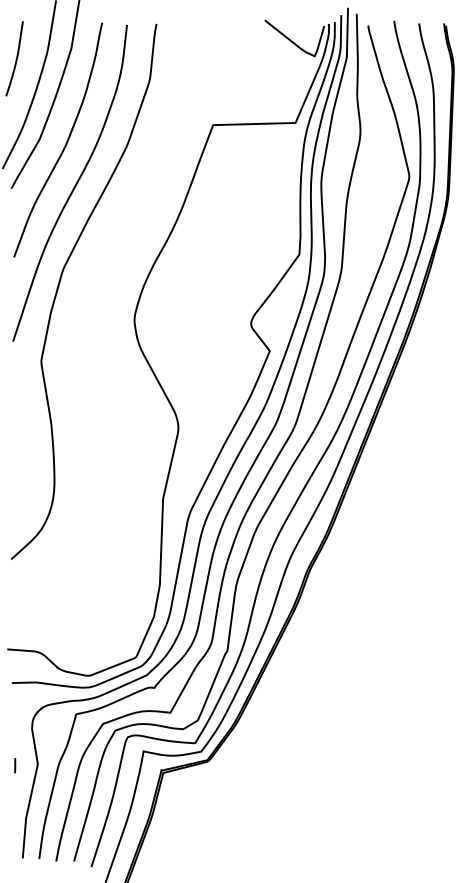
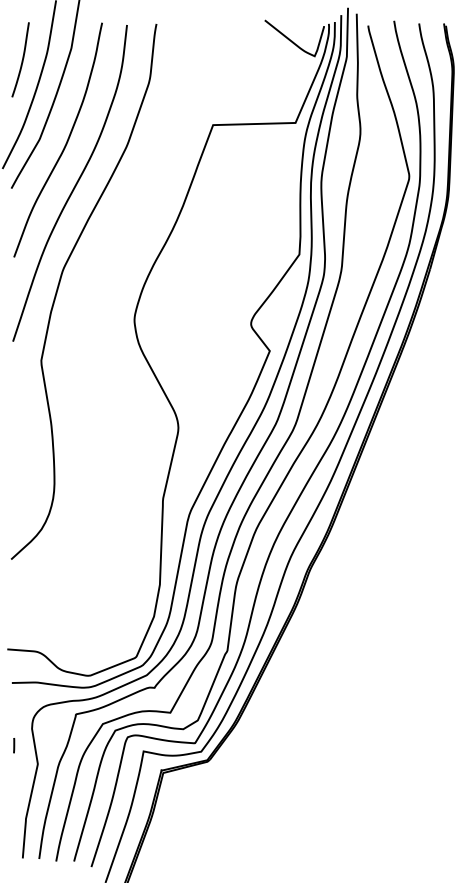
curve position: (15, 59) -> (21, 60) (21, 60)
line position: (15, 765) -> (14, 745) (14, 745)
